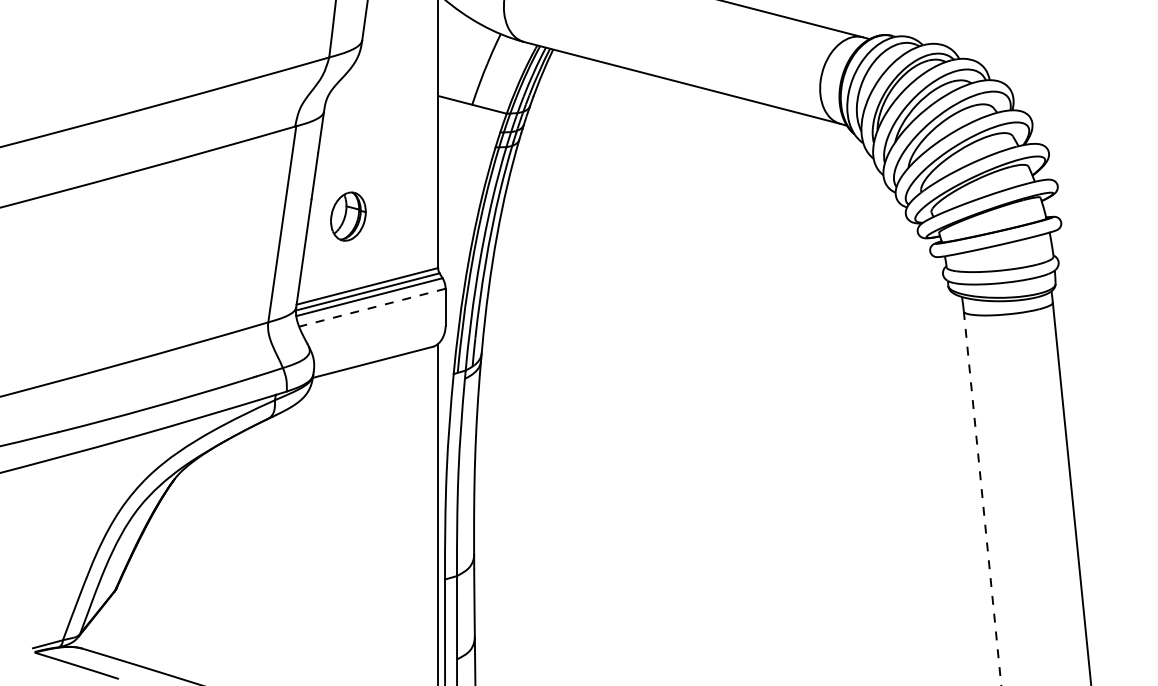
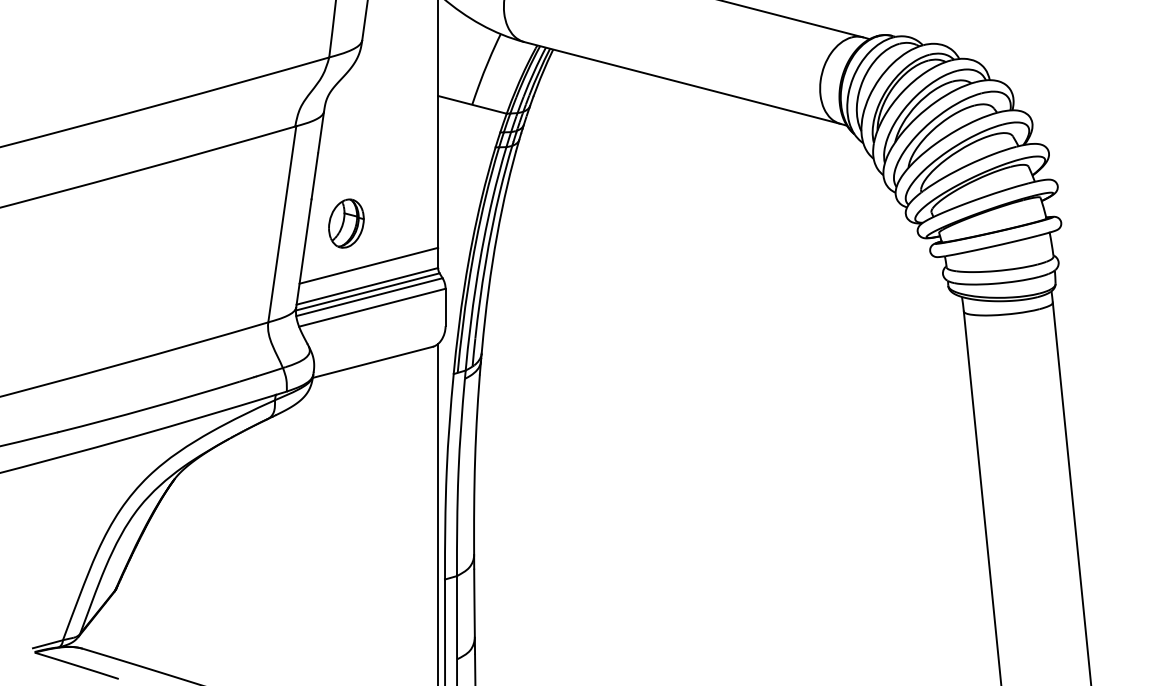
part position: (348, 216) -> (346, 223) (346, 223)
line: none -> present (368, 265)
line: dashed -> solid (372, 307)
line: dashed -> solid (982, 498)
